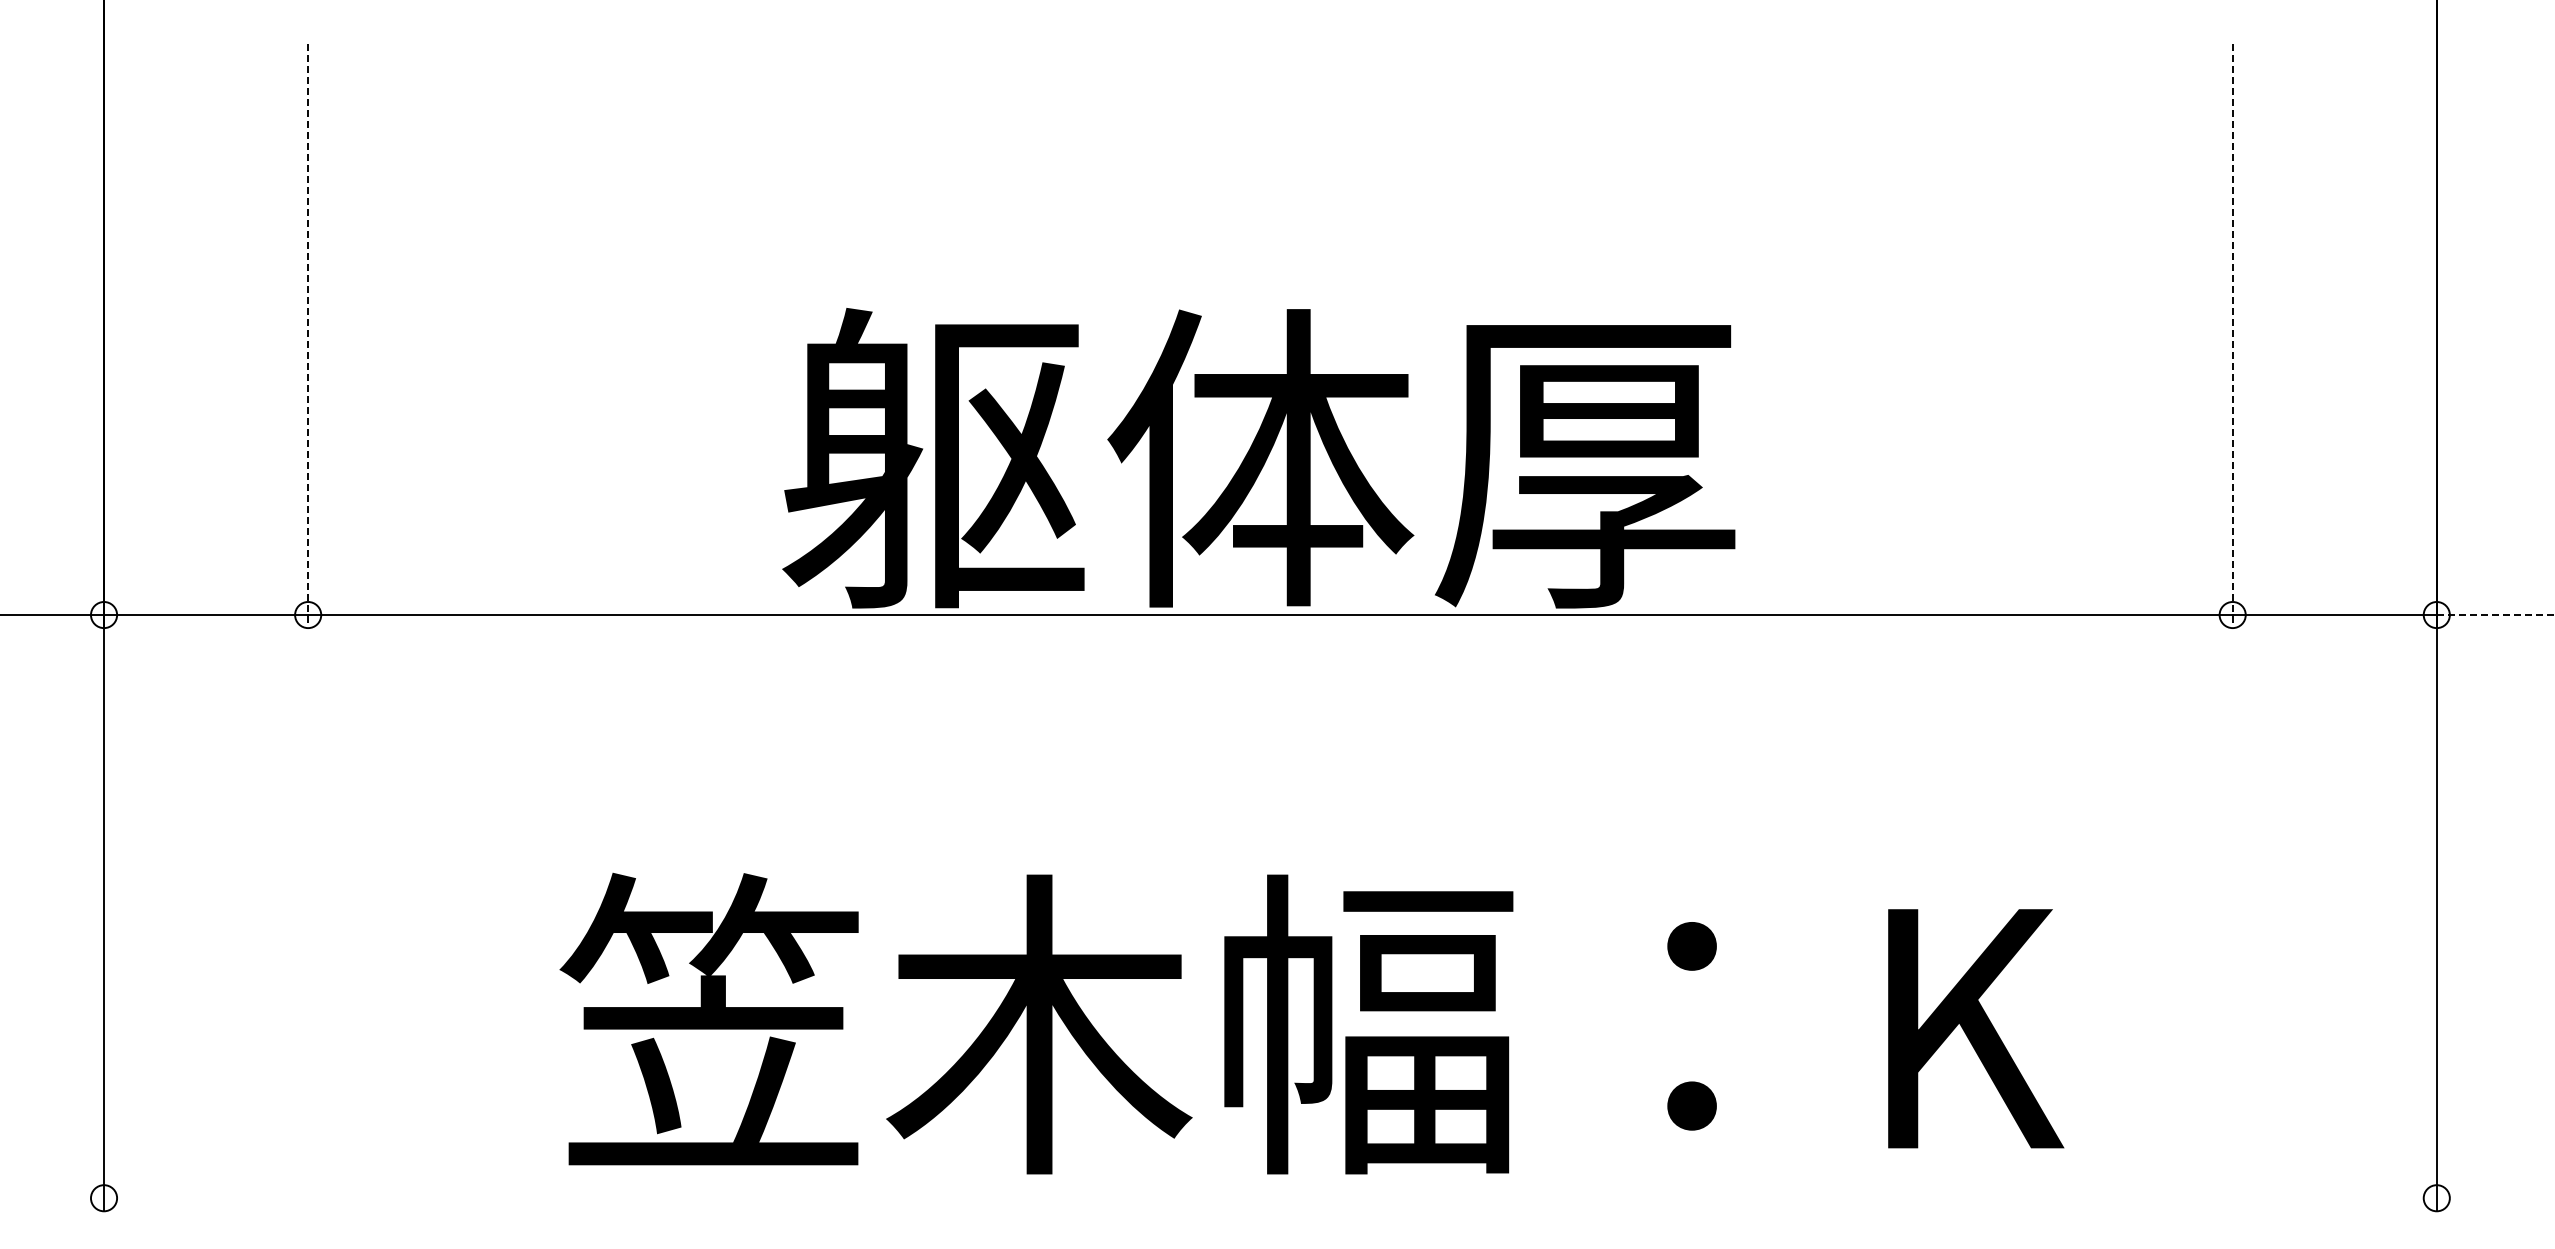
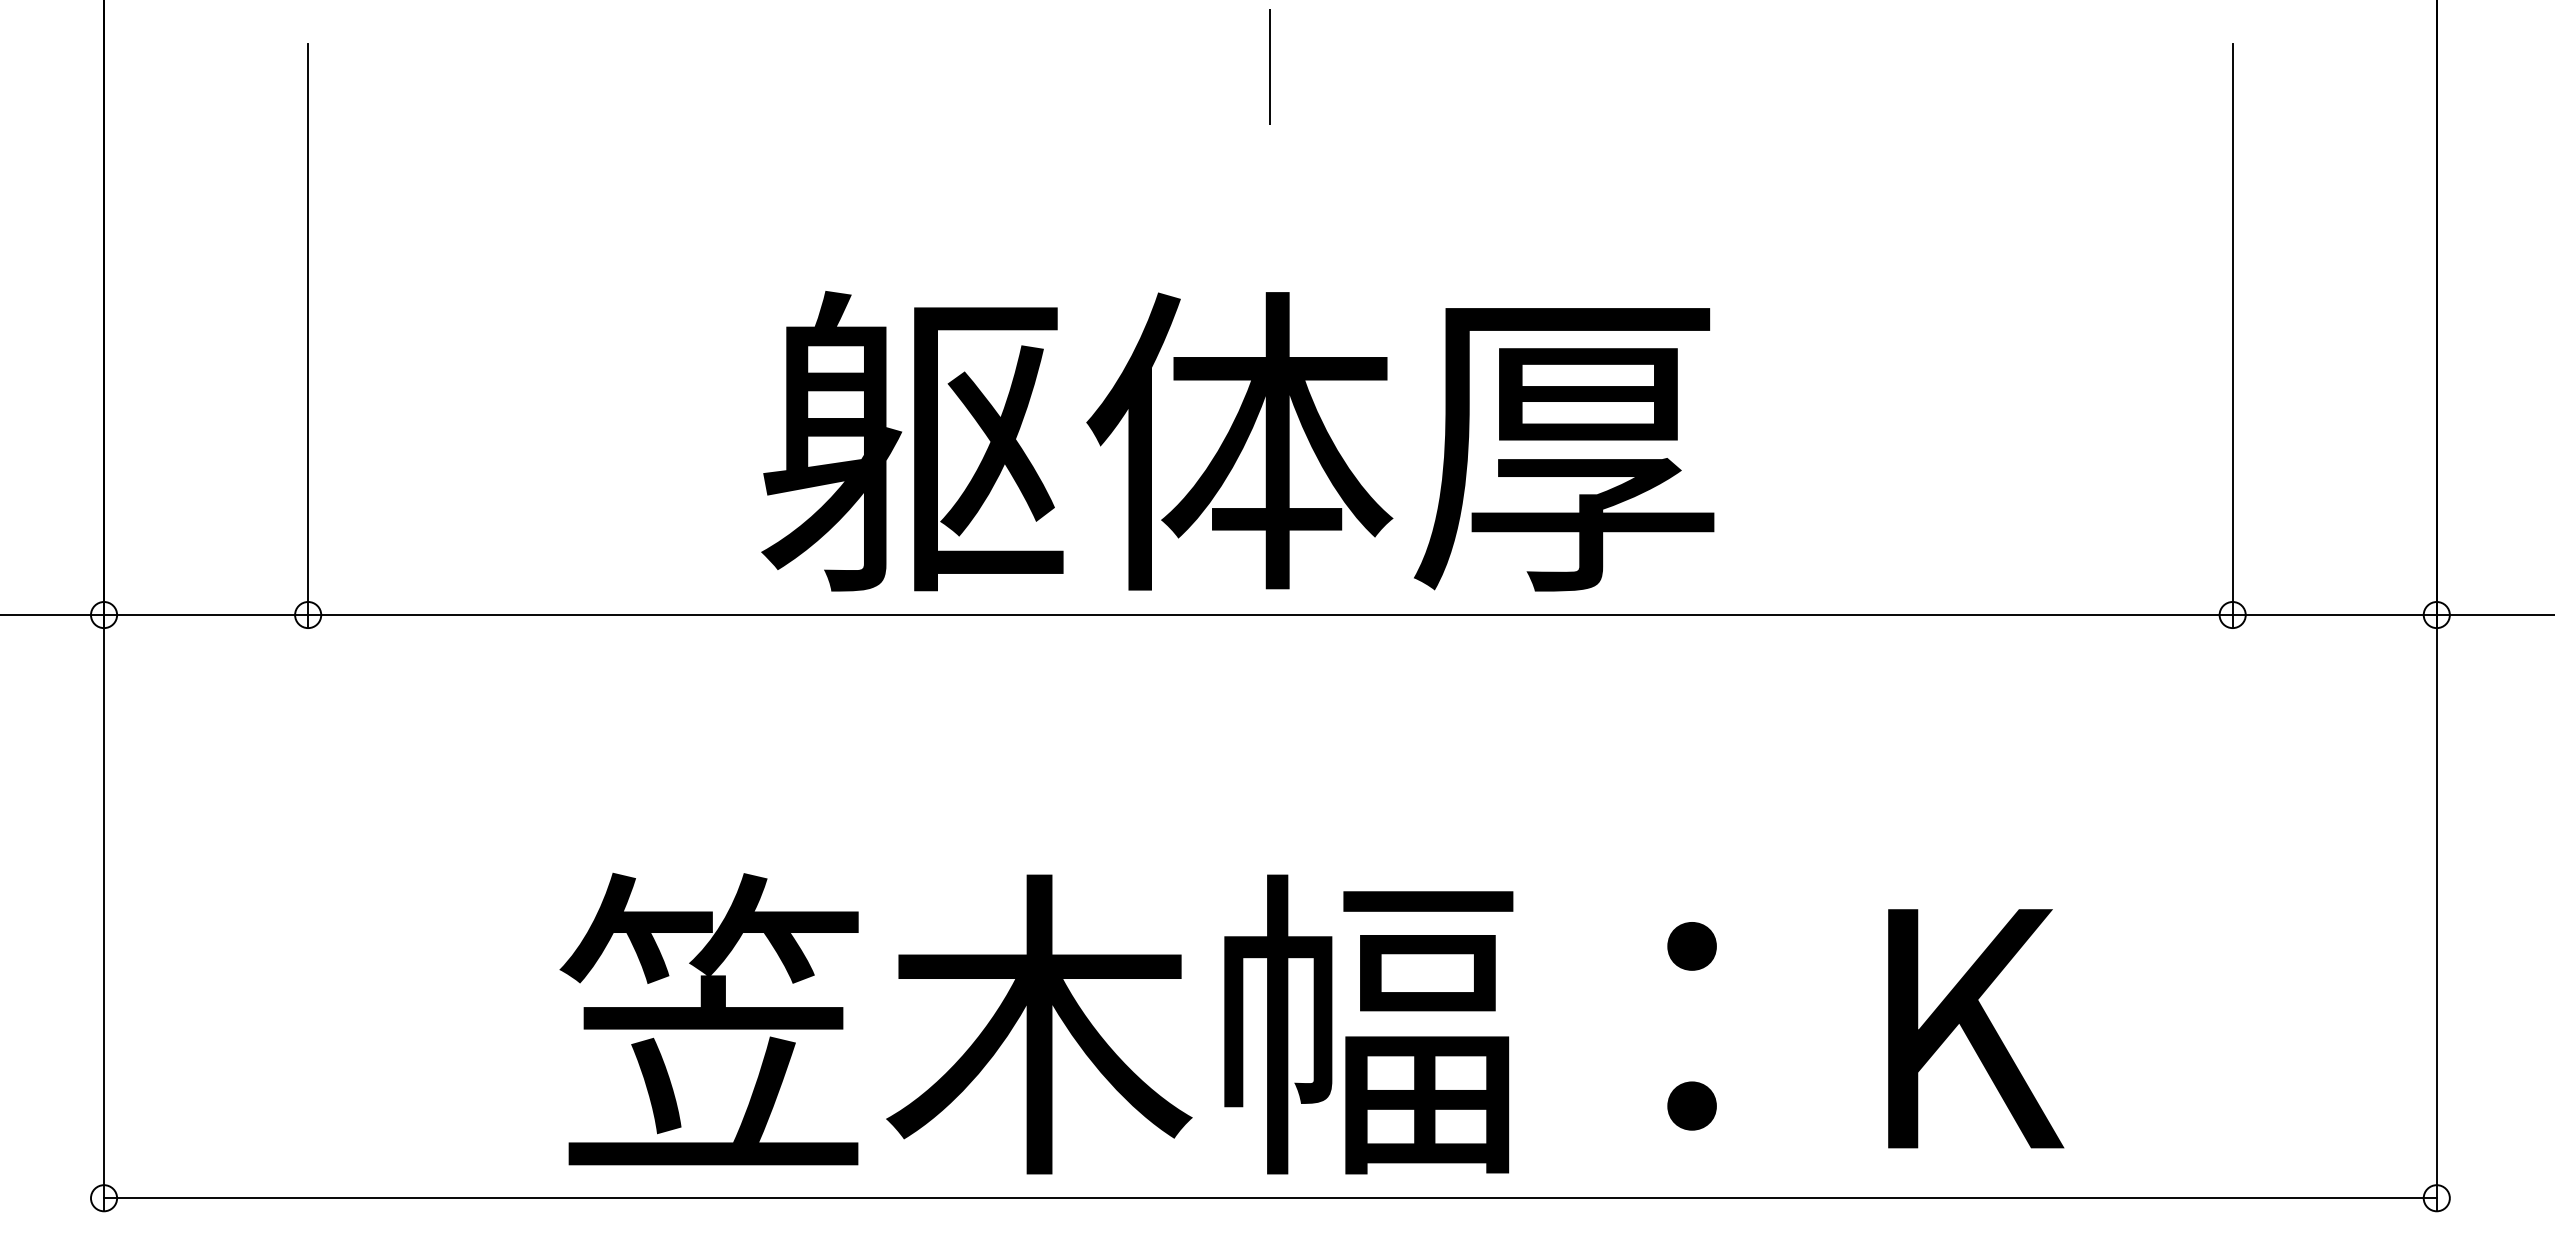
line: none -> present (1270, 63)
line: dashed -> solid (308, 335)
line: dashed -> solid (2232, 335)
text position: (1258, 458) -> (1237, 441) (1237, 441)
line: dashed -> solid (2495, 615)
line: none -> present (1270, 1198)
